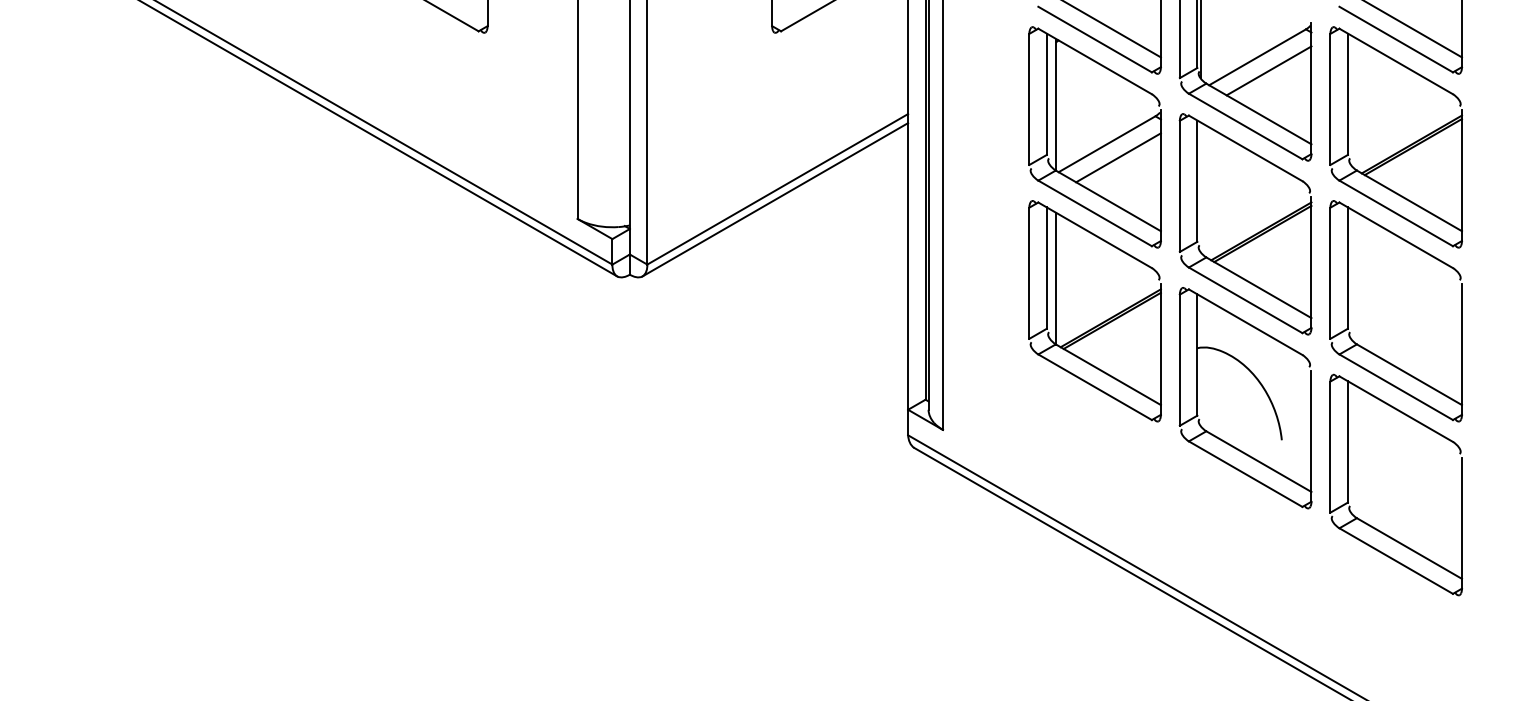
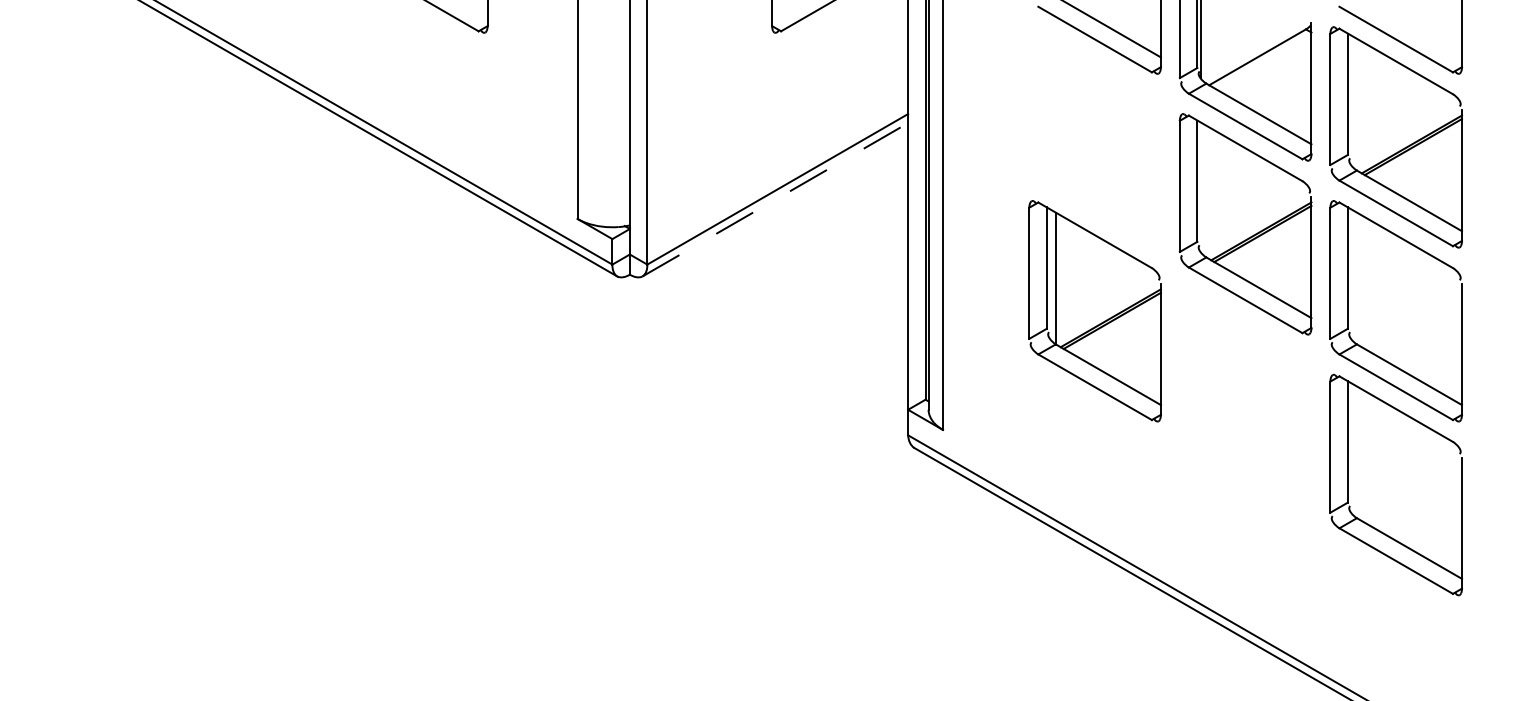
line: present -> none (1414, 29)
line: present -> none (1268, 70)
part: present -> none (1099, 147)
line: solid -> dashed (775, 199)
part: present -> none (1262, 388)
